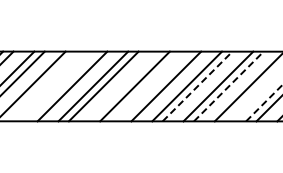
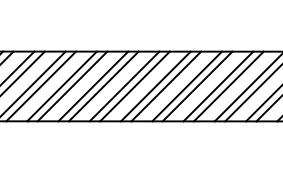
line: none -> present (41, 86)
line: none -> present (61, 86)
line: none -> present (124, 86)
line: none -> present (155, 86)
line: dashed -> solid (197, 86)
line: dashed -> solid (229, 86)
line: none -> present (252, 94)
line: dashed -> solid (264, 103)
